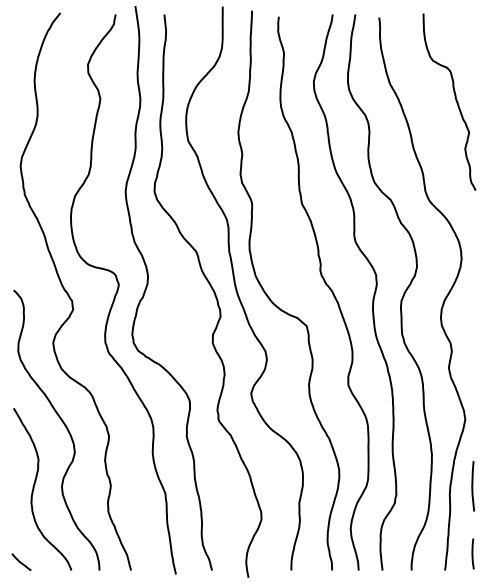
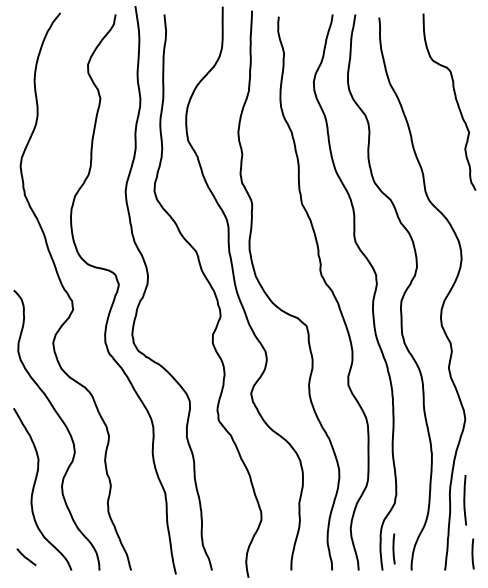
line position: (472, 486) -> (464, 500) (464, 500)
line: none -> present (393, 548)
curve position: (21, 562) -> (26, 557) (26, 557)
